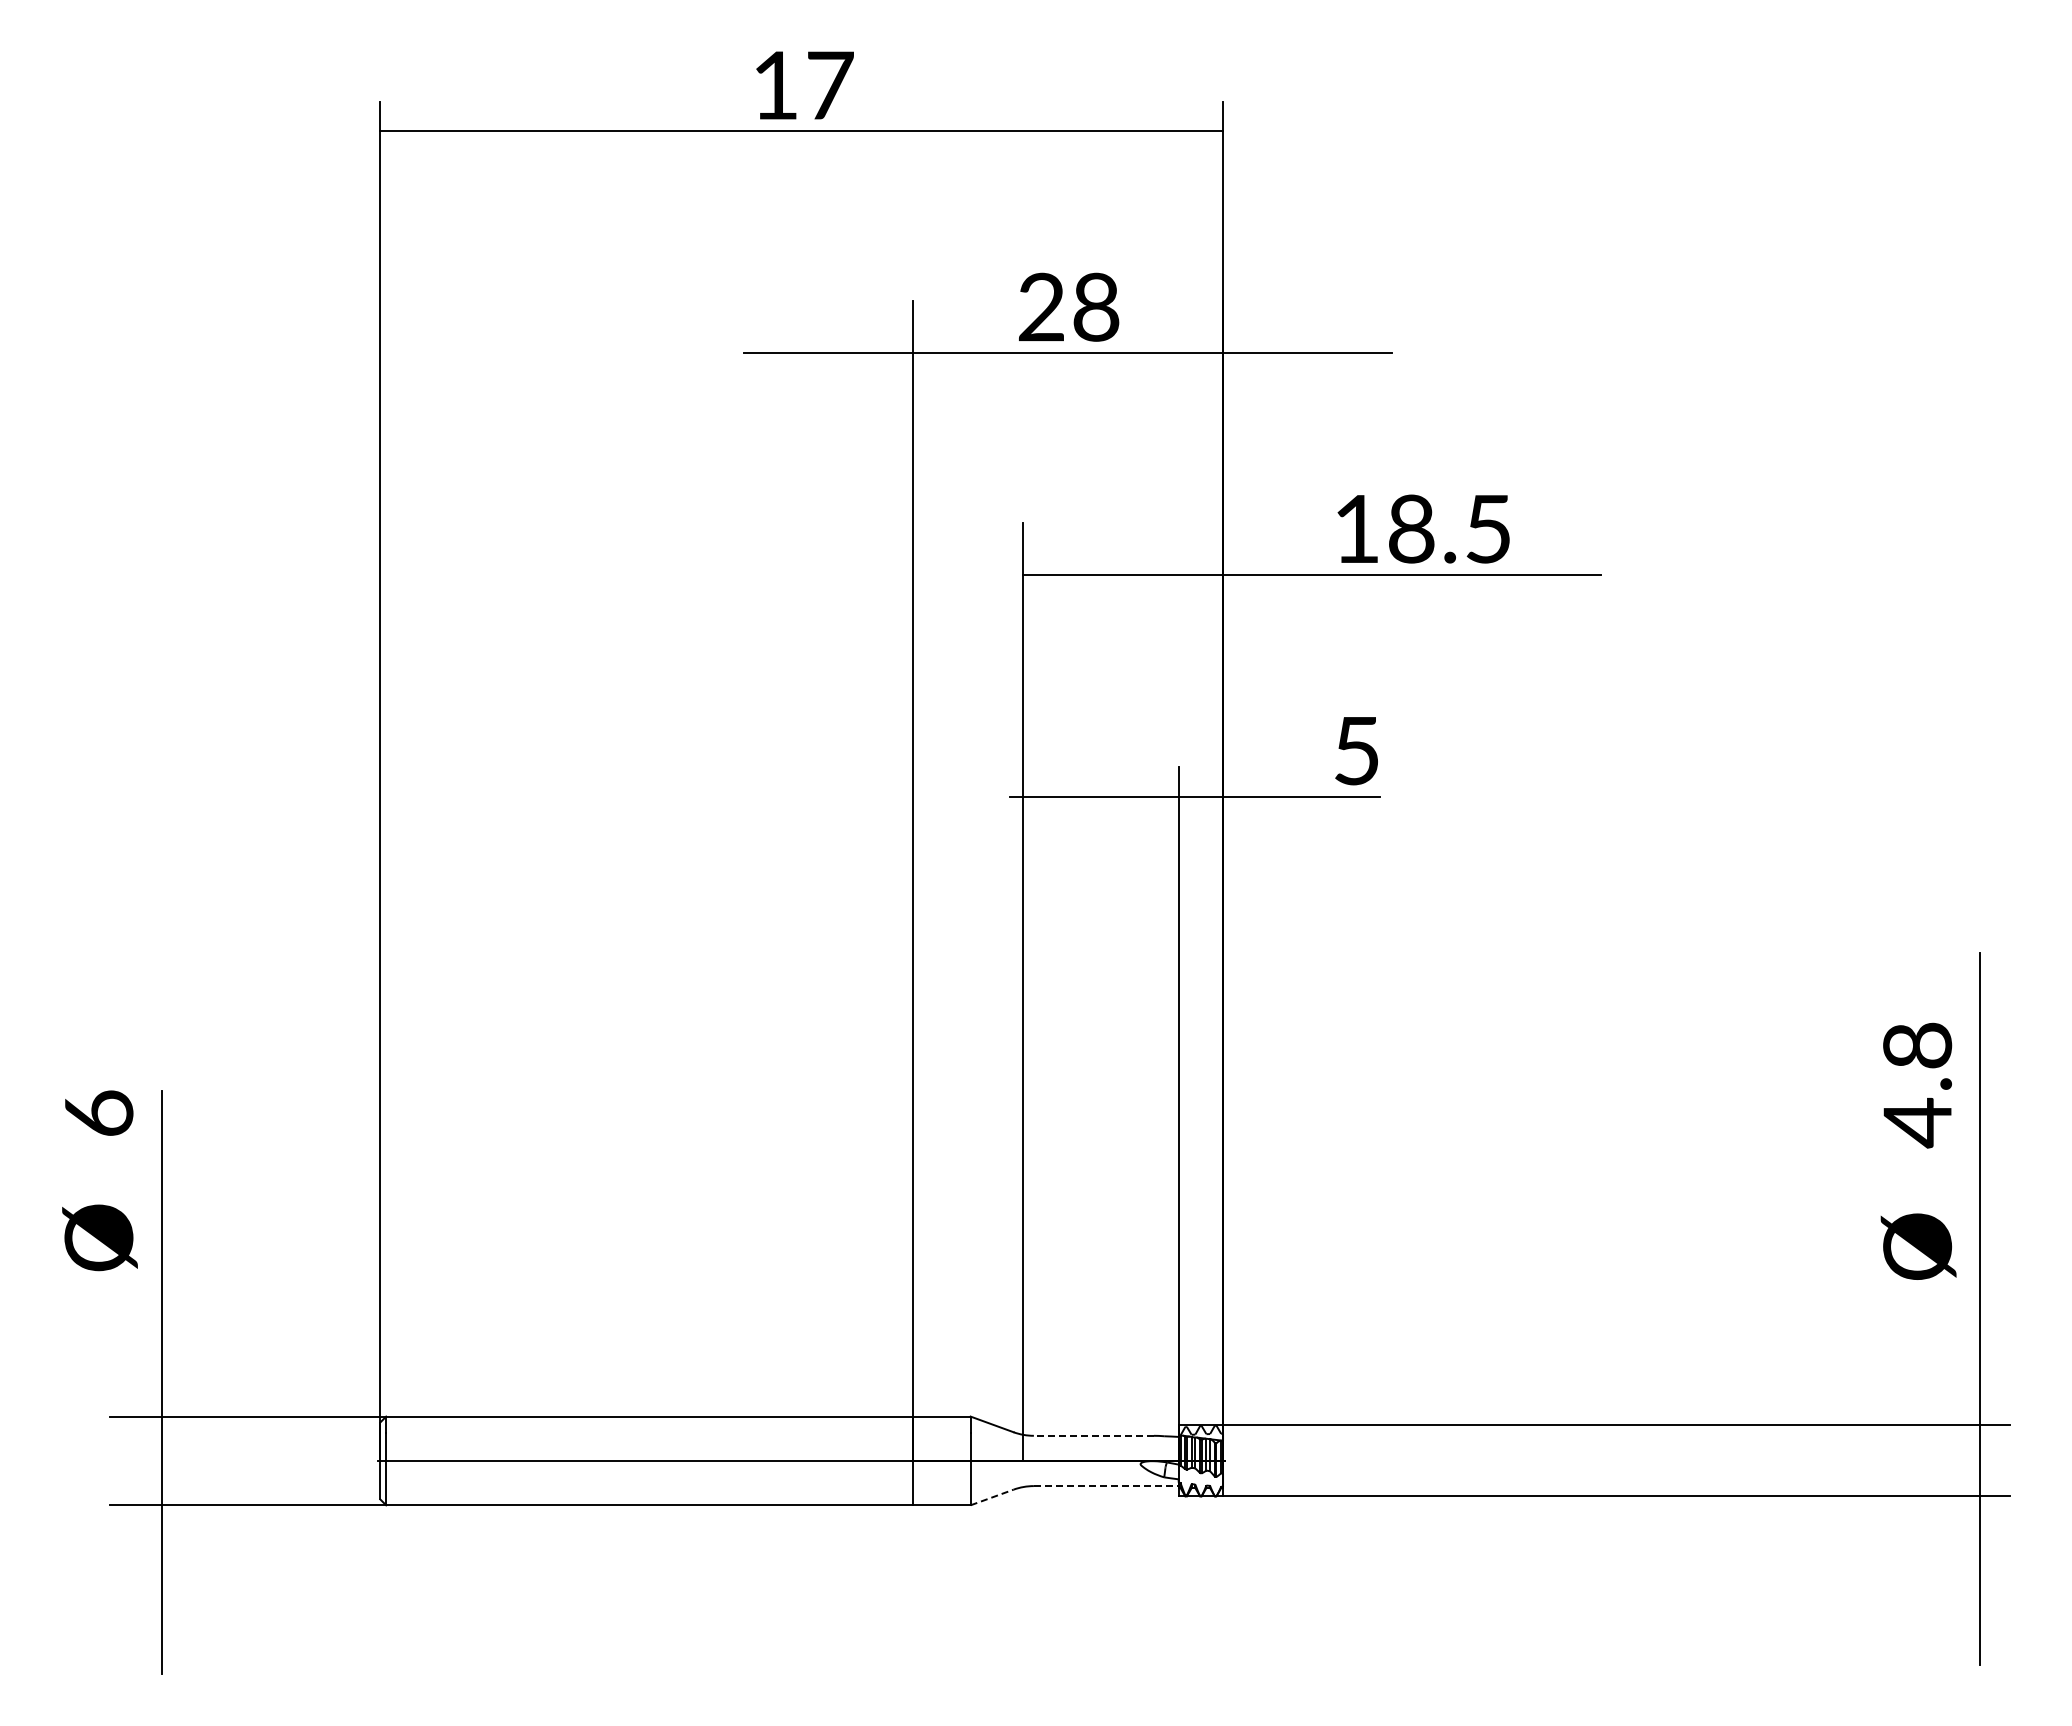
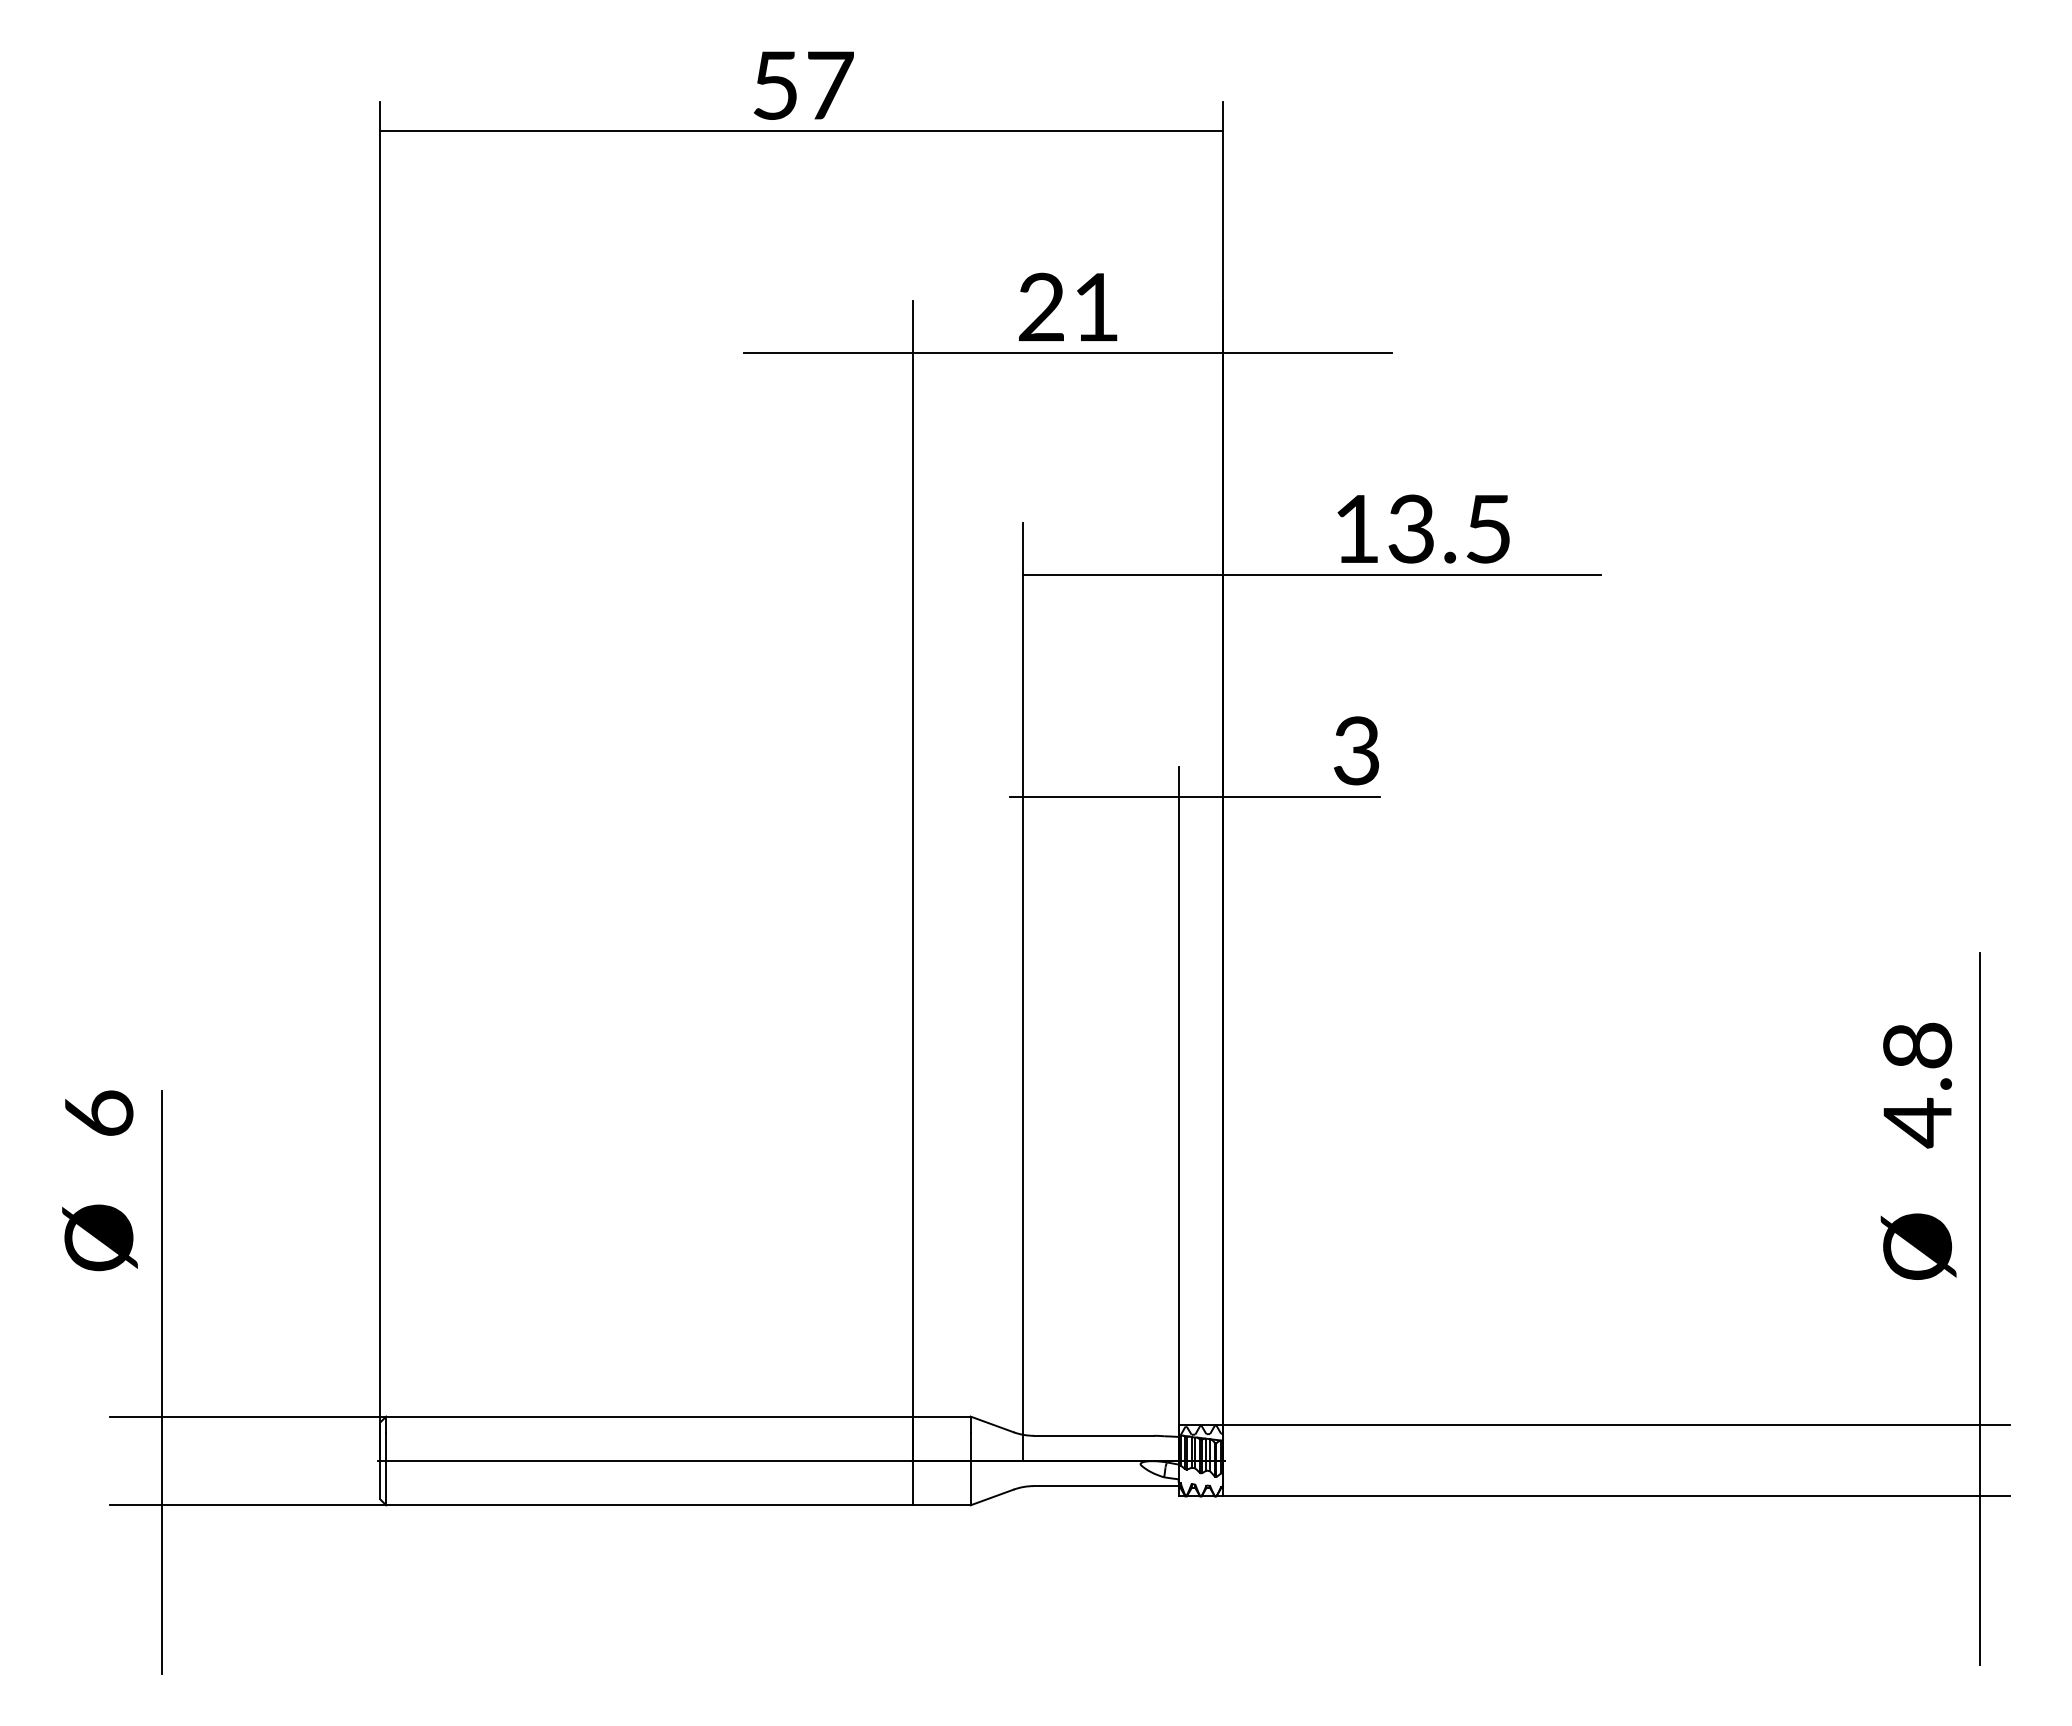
text: 17 -> 57 (774, 85)
text: 28 -> 21 (1096, 306)
text: 18.5 -> 13.5 (1411, 528)
text: 5 -> 3 (1356, 750)
line: dashed -> solid (1093, 1435)
line: dashed -> solid (1106, 1486)
line: dashed -> solid (992, 1497)
